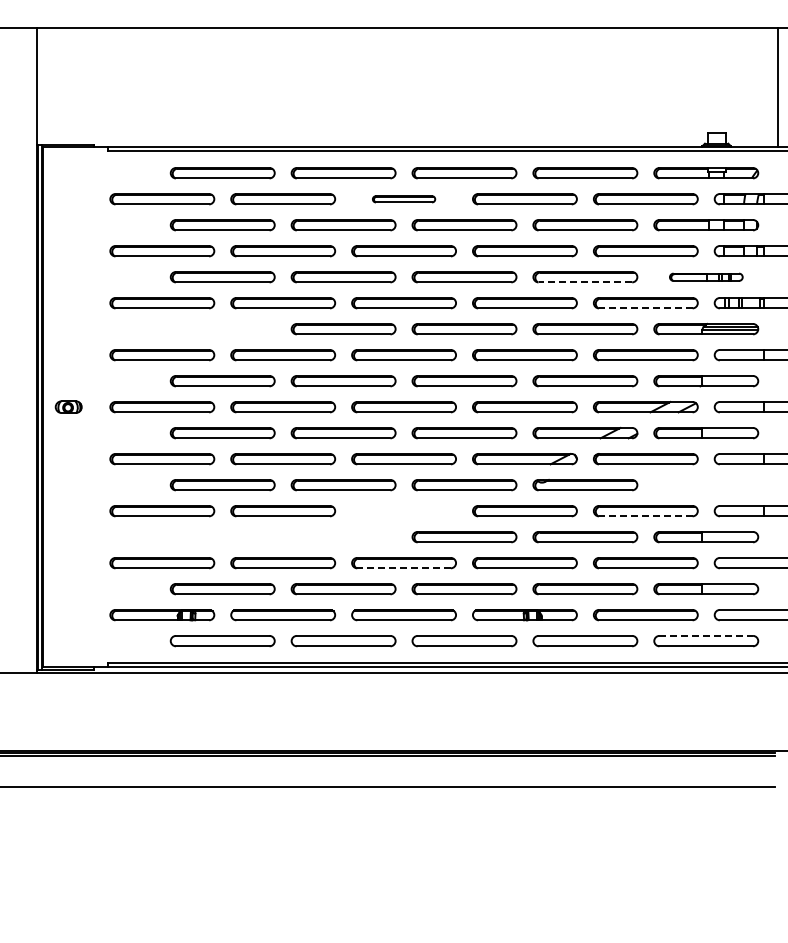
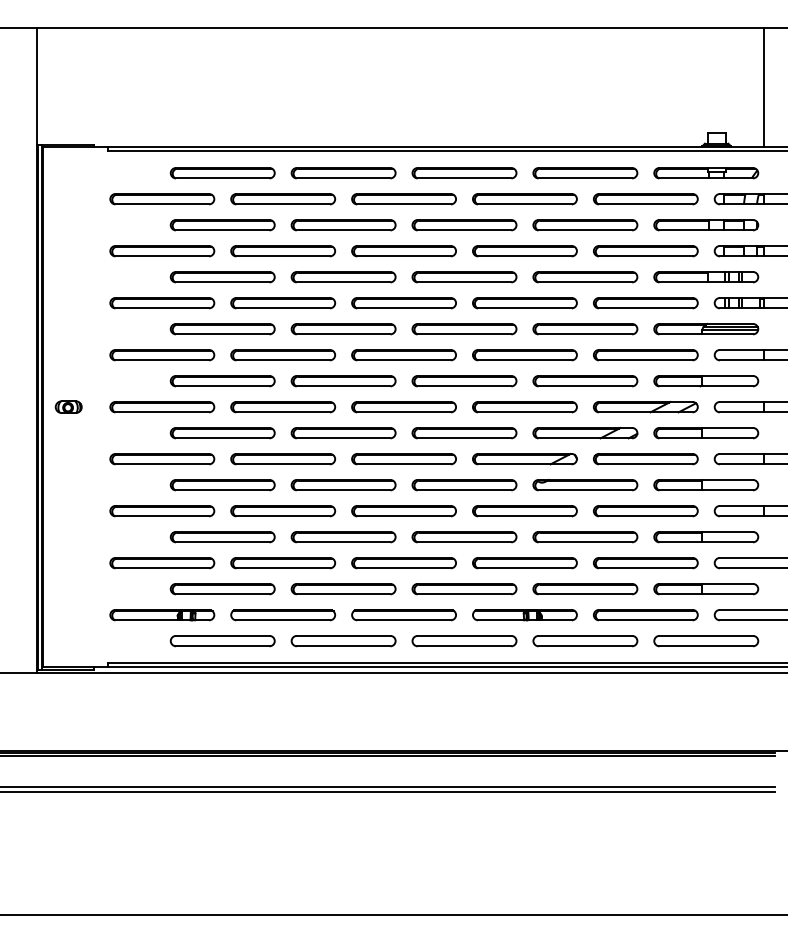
line position: (777, 87) -> (763, 87) (763, 87)
part size: 65x9 px -> 106x13 px (403, 199)
part size: 75x10 px -> 107x13 px (706, 277)
line: dashed -> solid (585, 282)
line: dashed -> solid (645, 308)
part: none -> present (222, 329)
part: none -> present (706, 485)
part: none -> present (403, 511)
line: dashed -> solid (645, 516)
part: none -> present (222, 537)
part: none -> present (343, 537)
line: dashed -> solid (404, 568)
line: dashed -> solid (706, 635)
line: none -> present (388, 792)
line: none -> present (393, 914)
